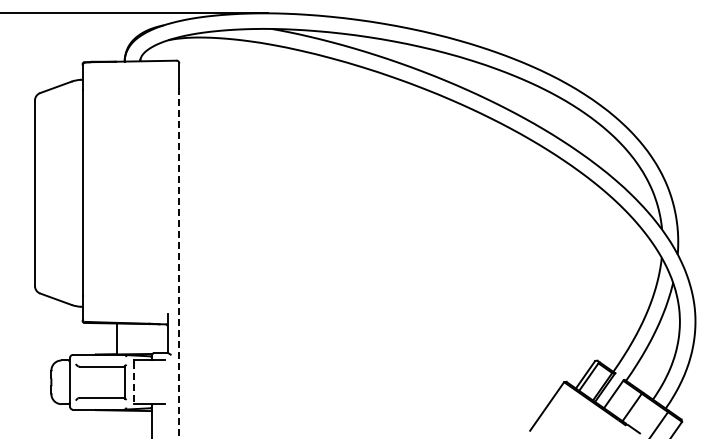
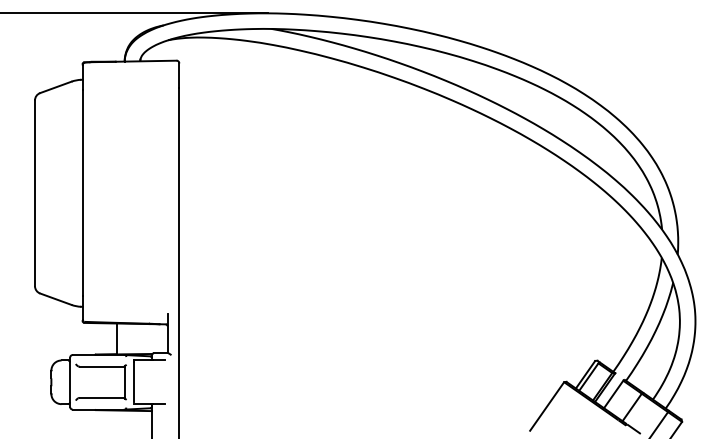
line: dashed -> solid (179, 263)
line: dashed -> solid (134, 381)
